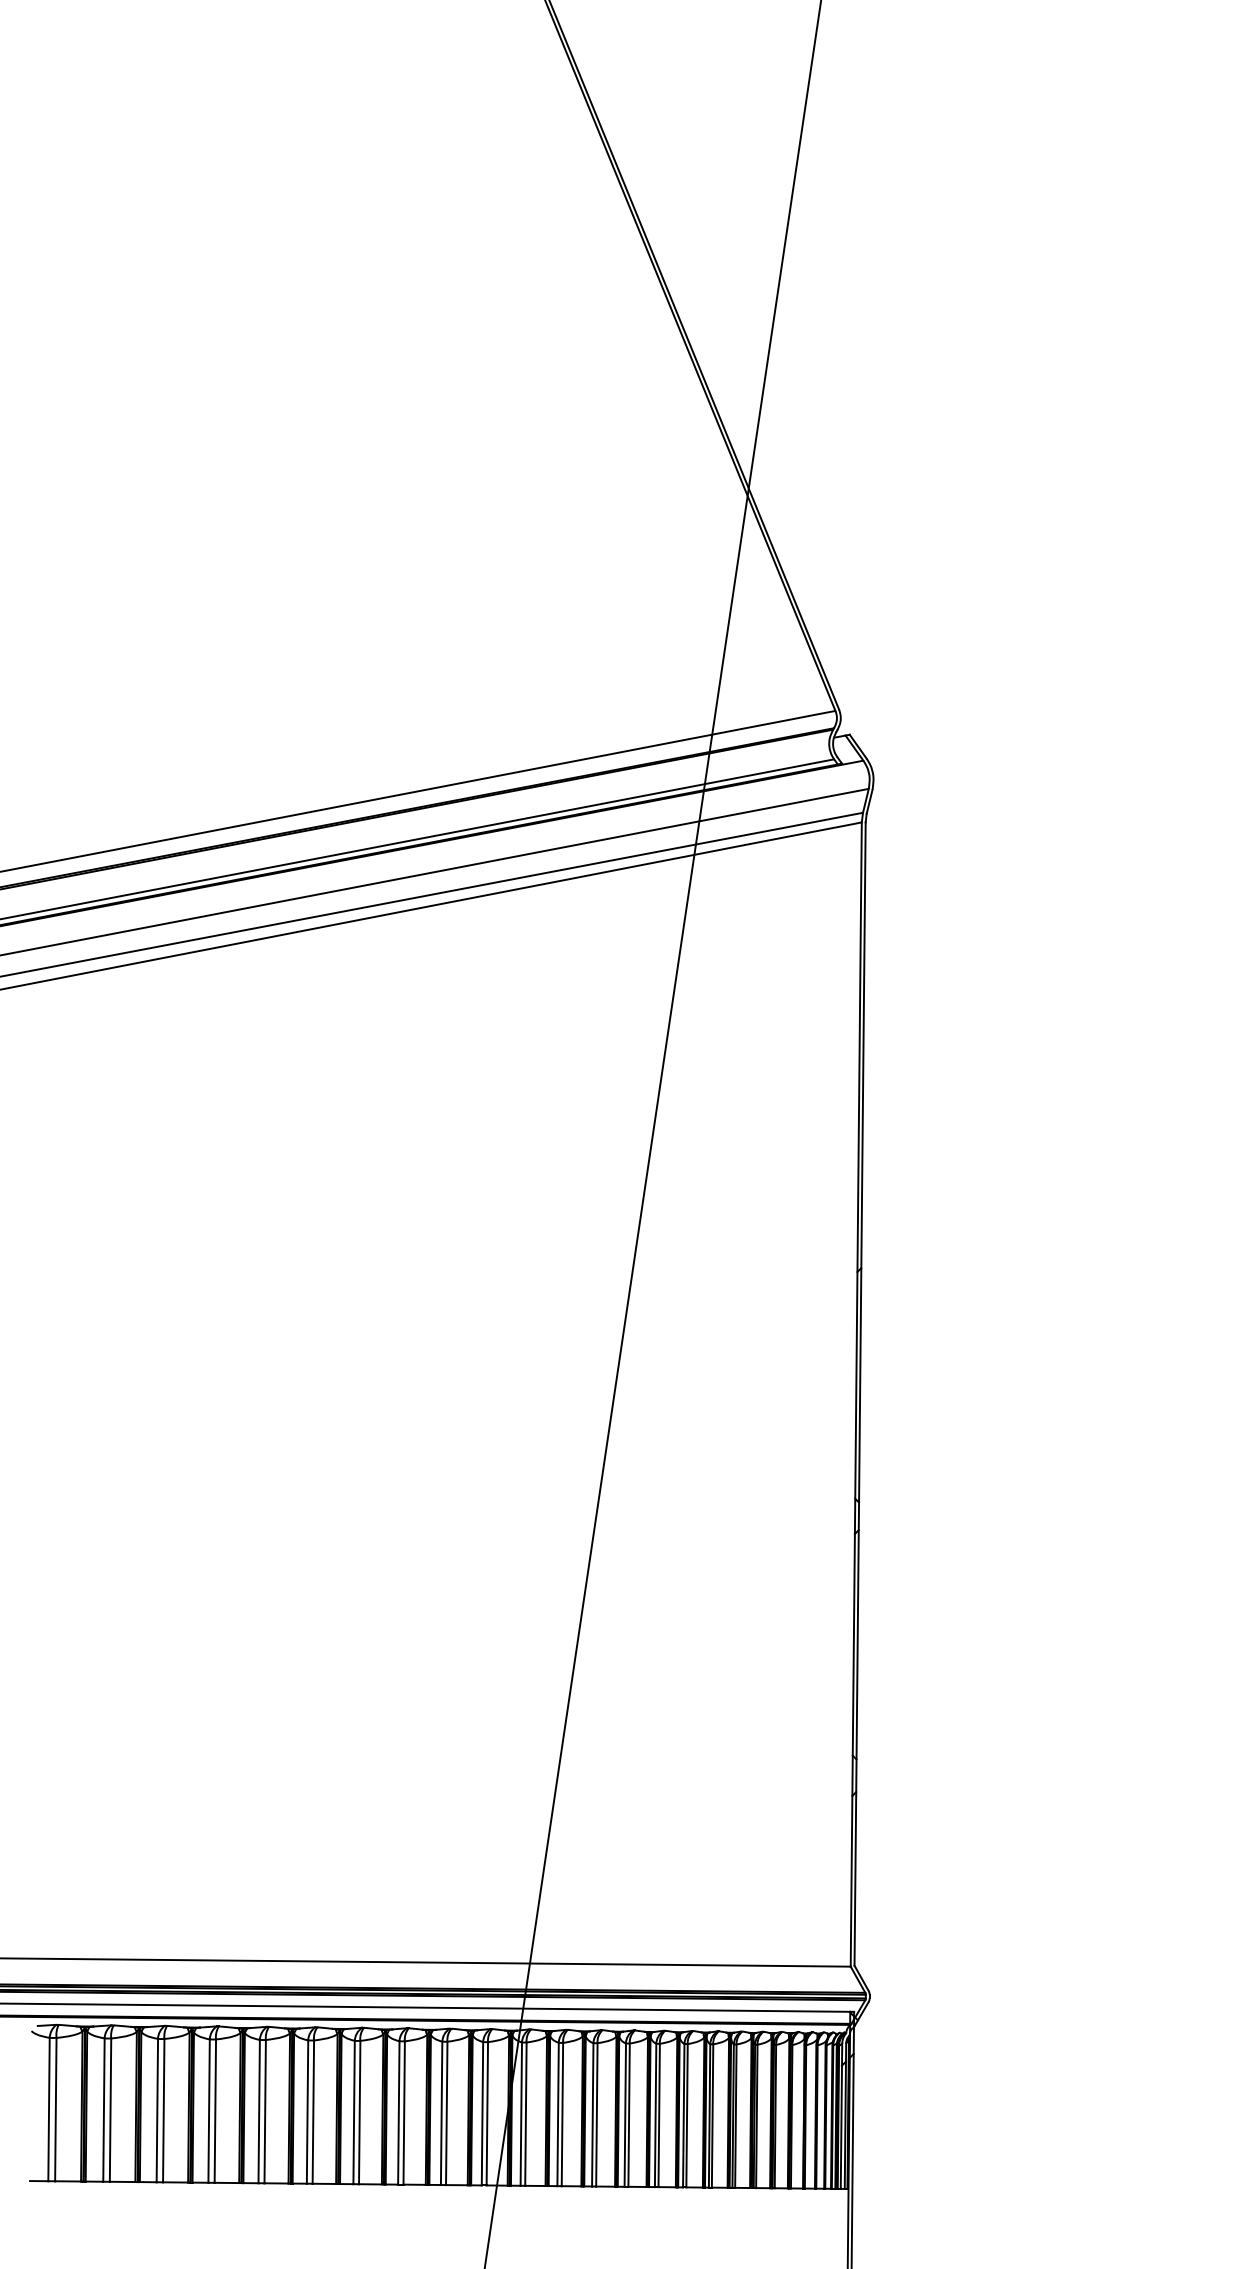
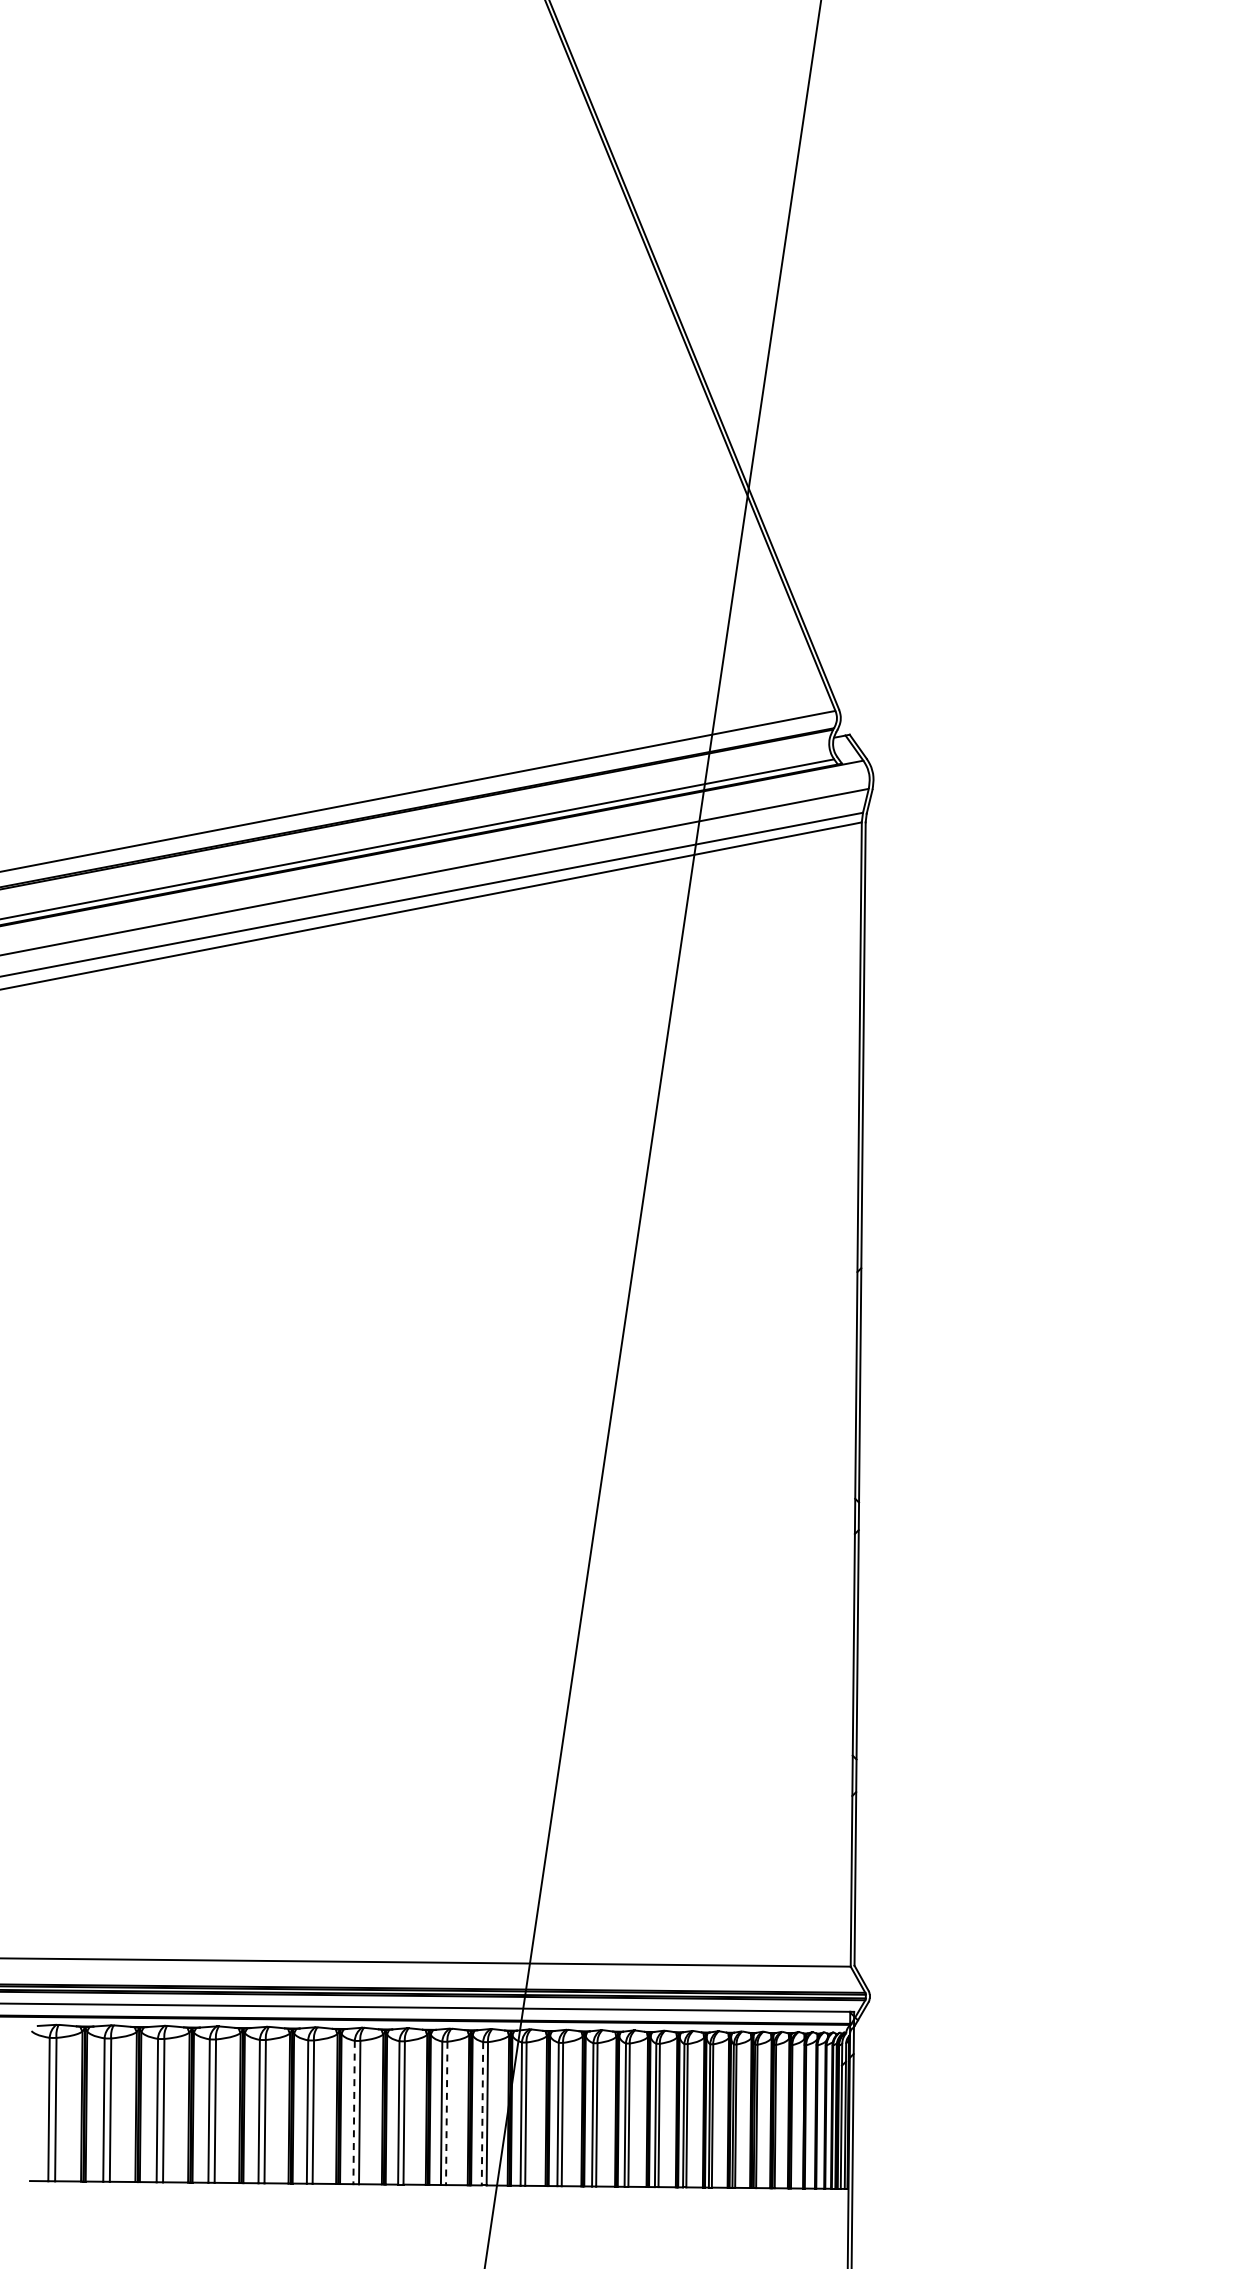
line: solid -> dashed (354, 2112)
line: solid -> dashed (446, 2113)
line: solid -> dashed (482, 2113)
